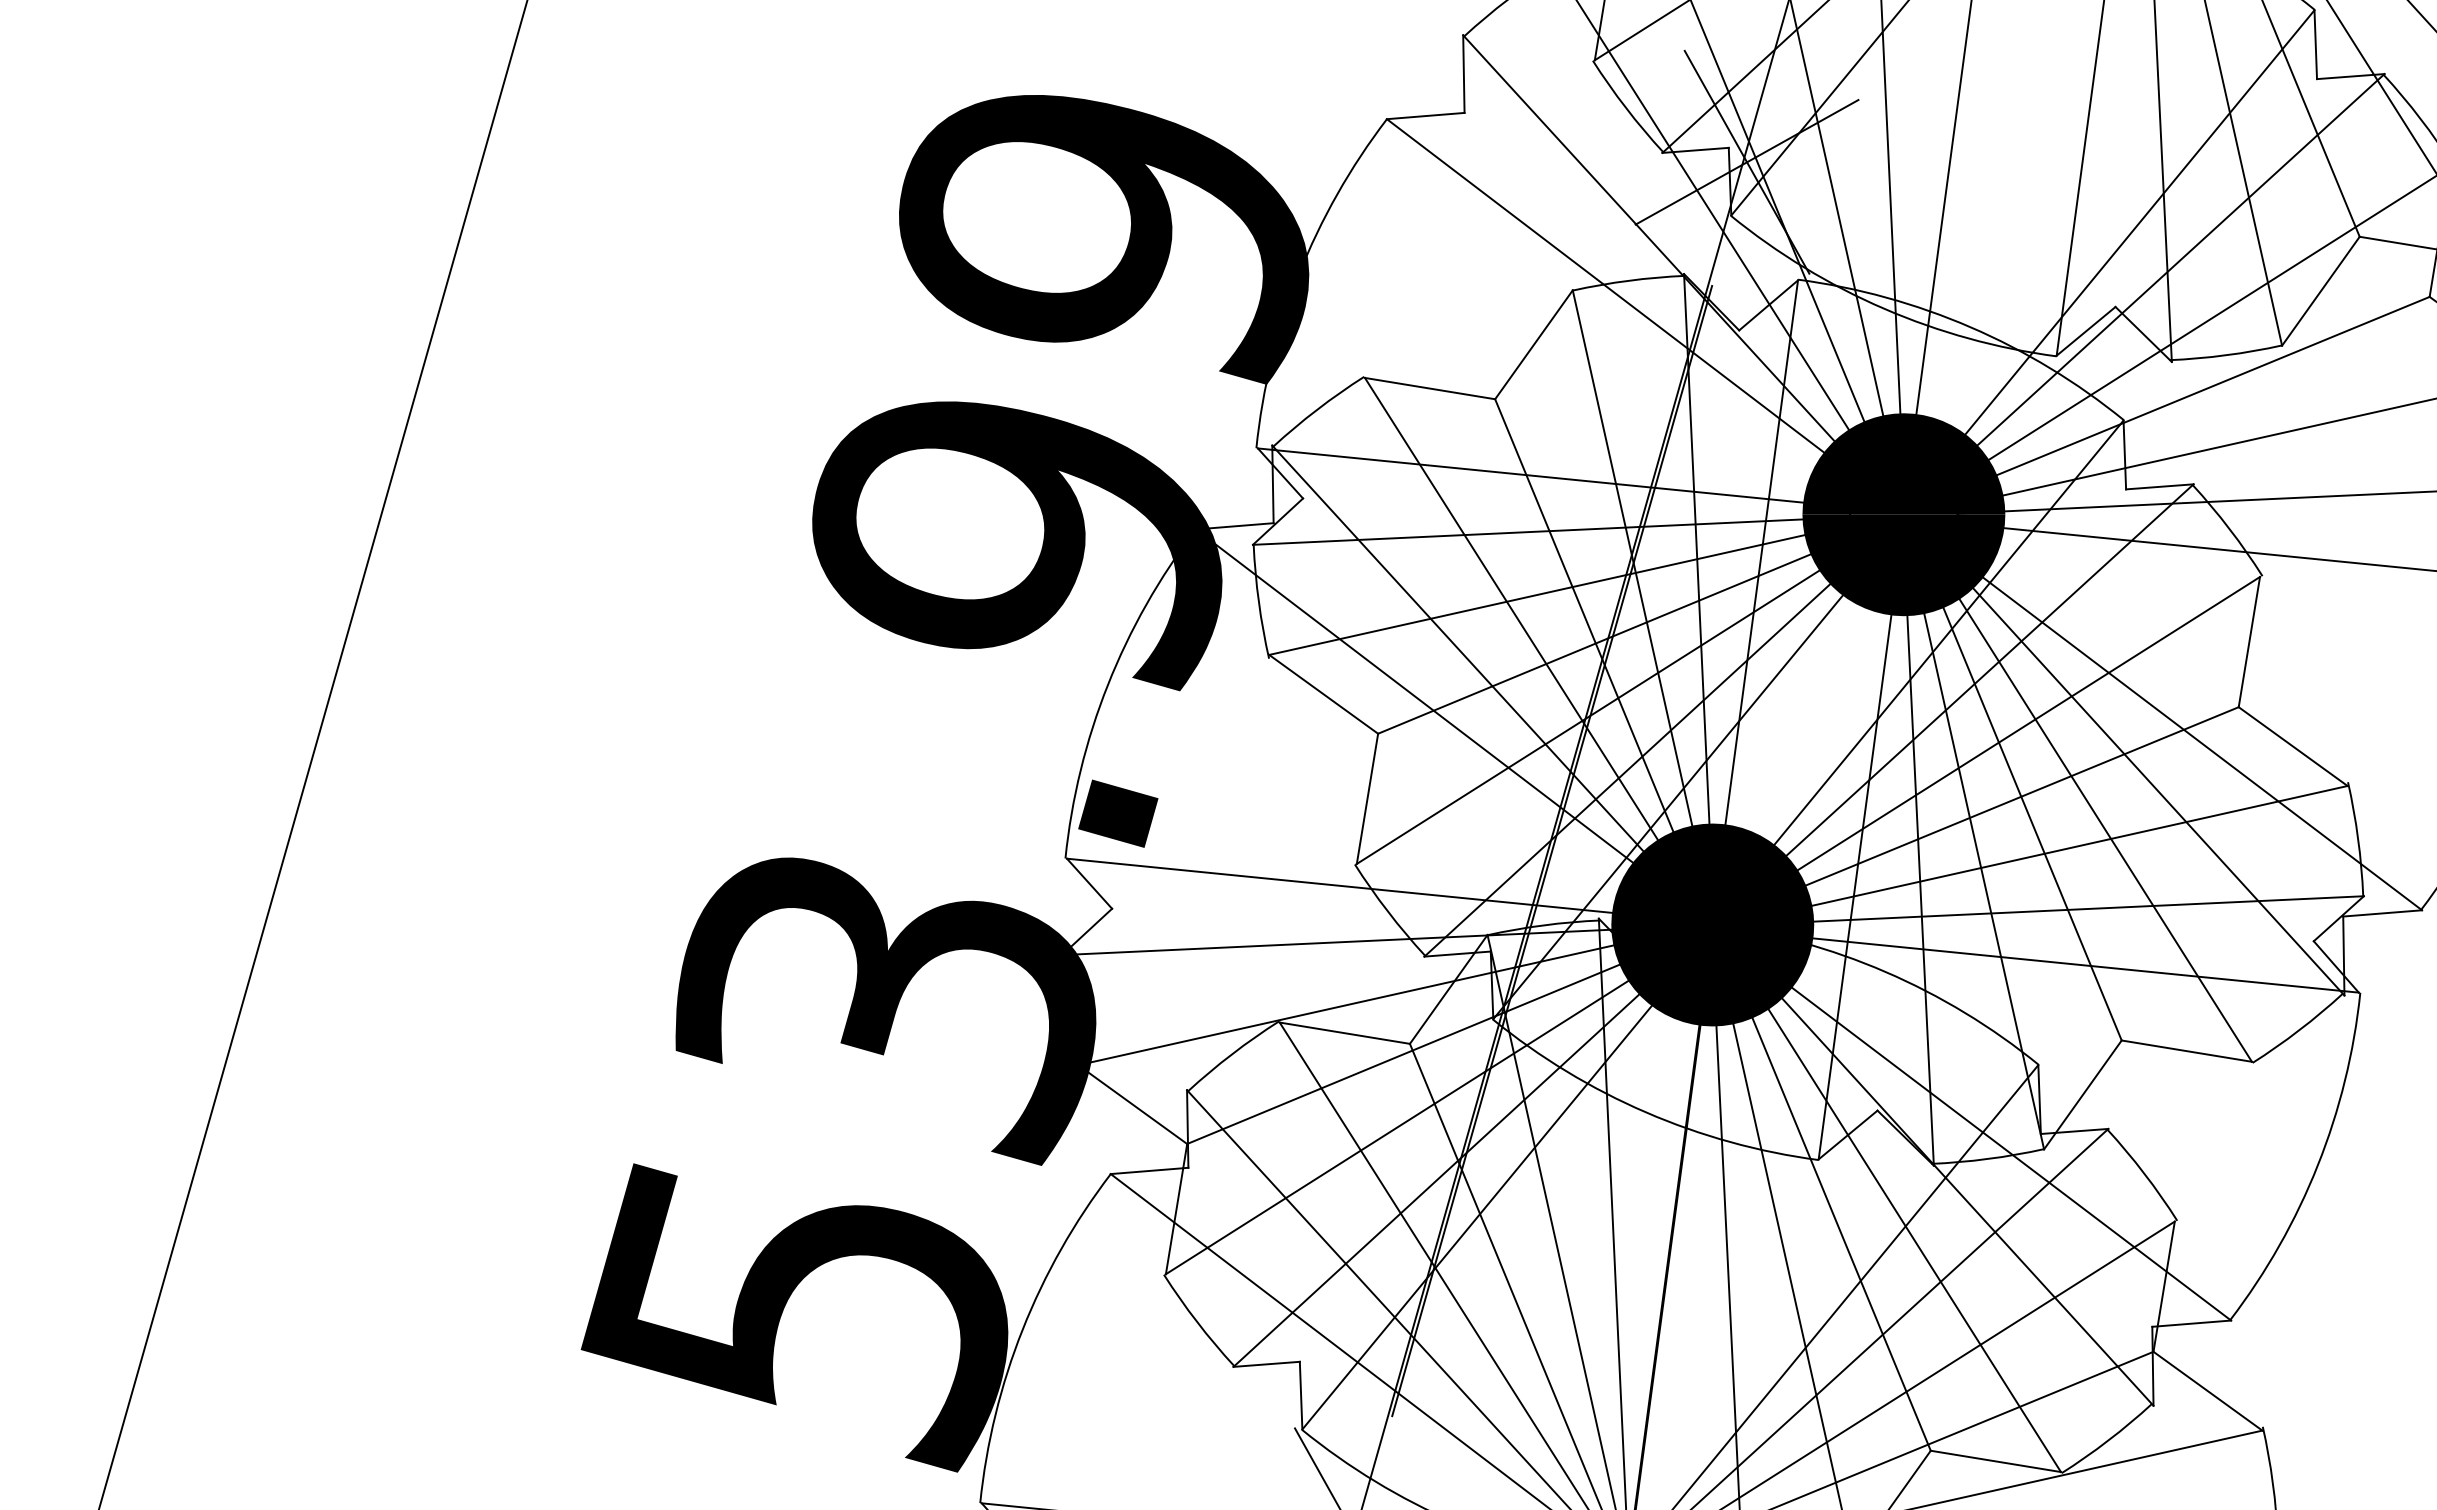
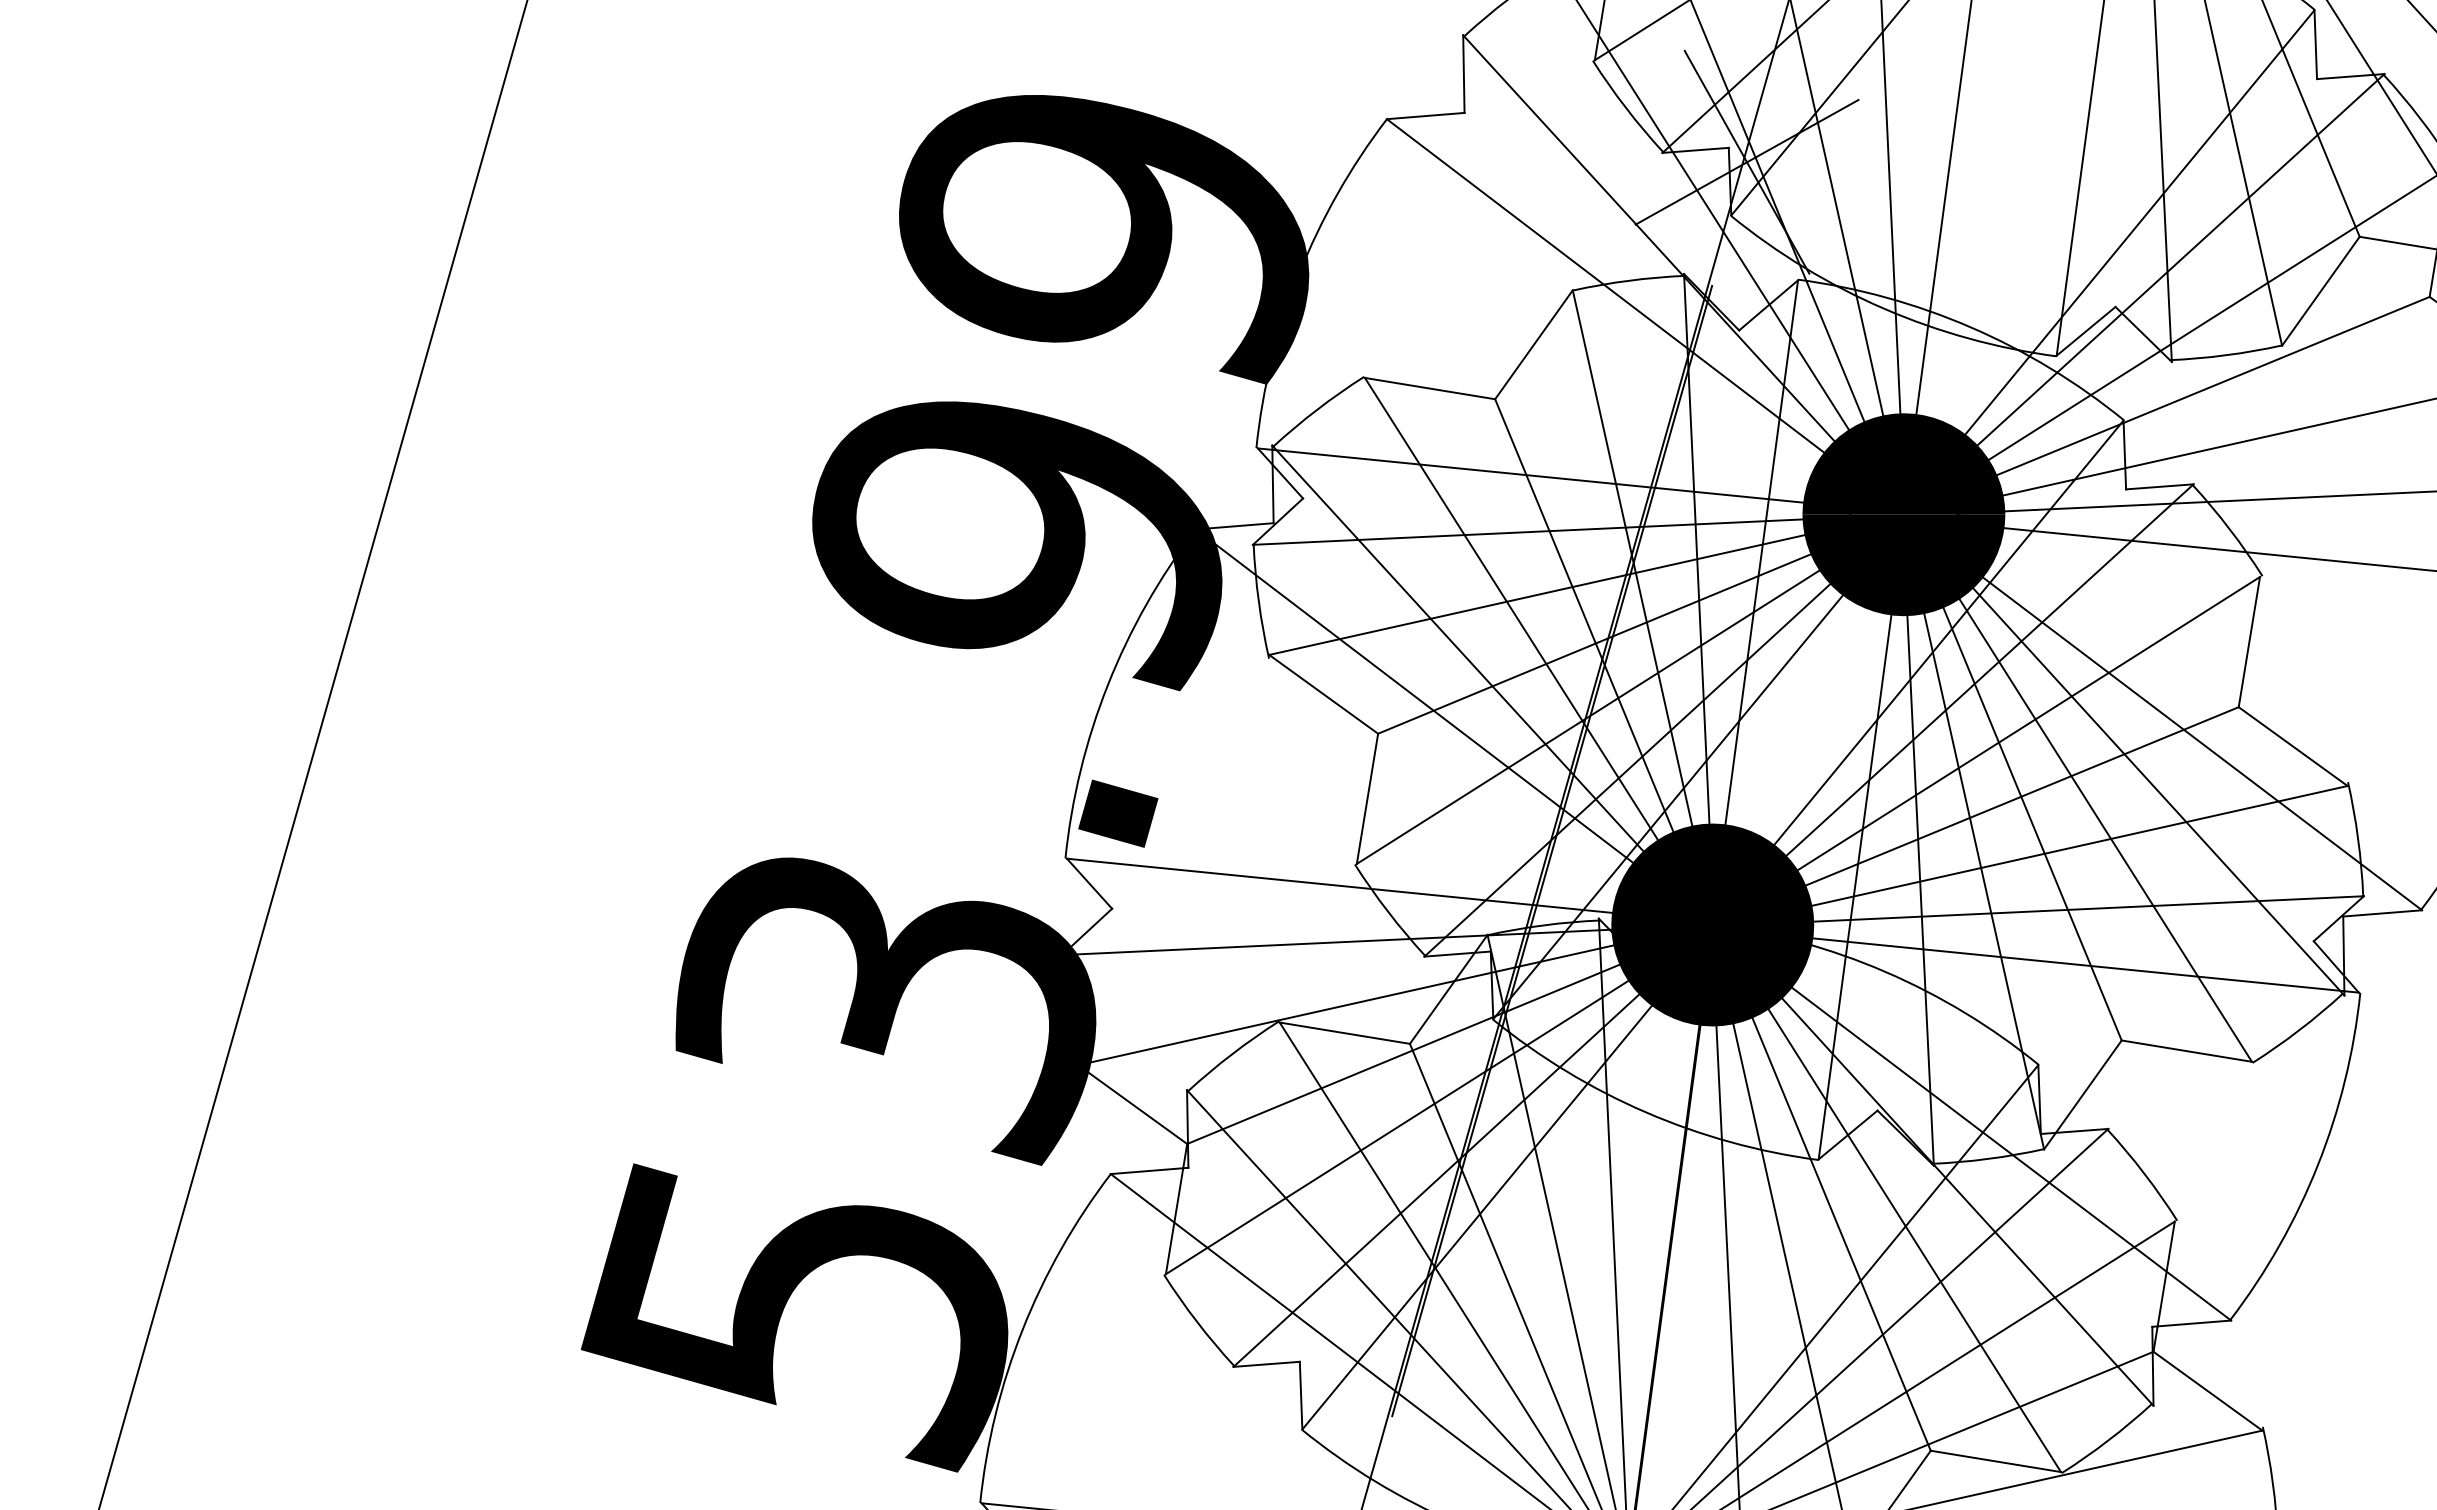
line: present -> none (1316, 1467)
